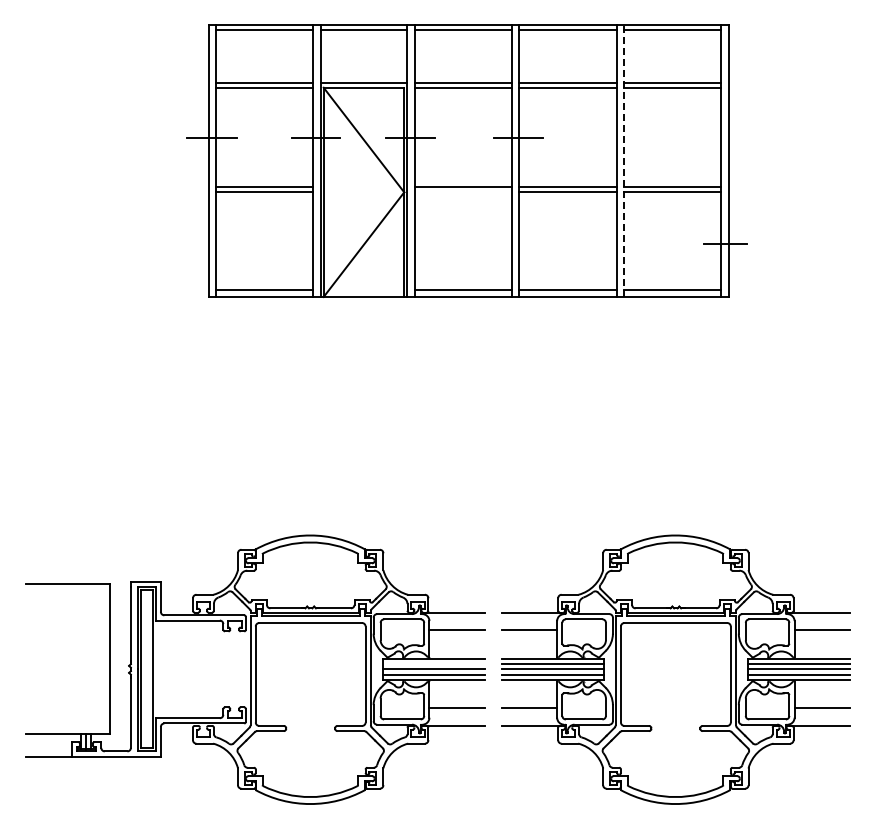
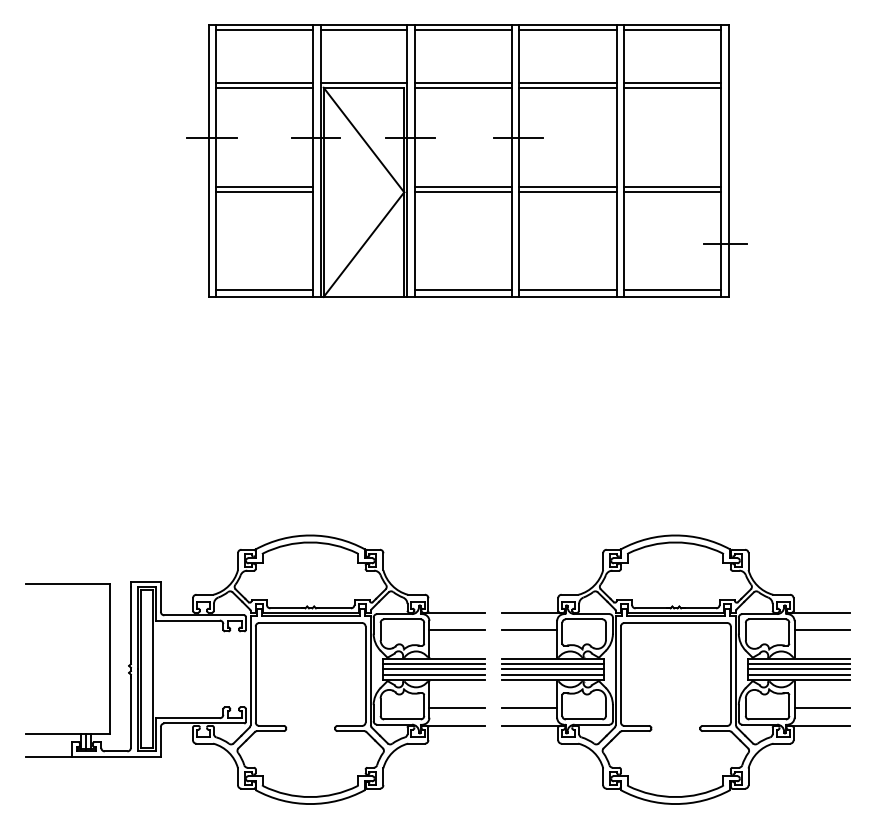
line: dashed -> solid (623, 160)
line: none -> present (463, 192)
line: none -> present (433, 664)
